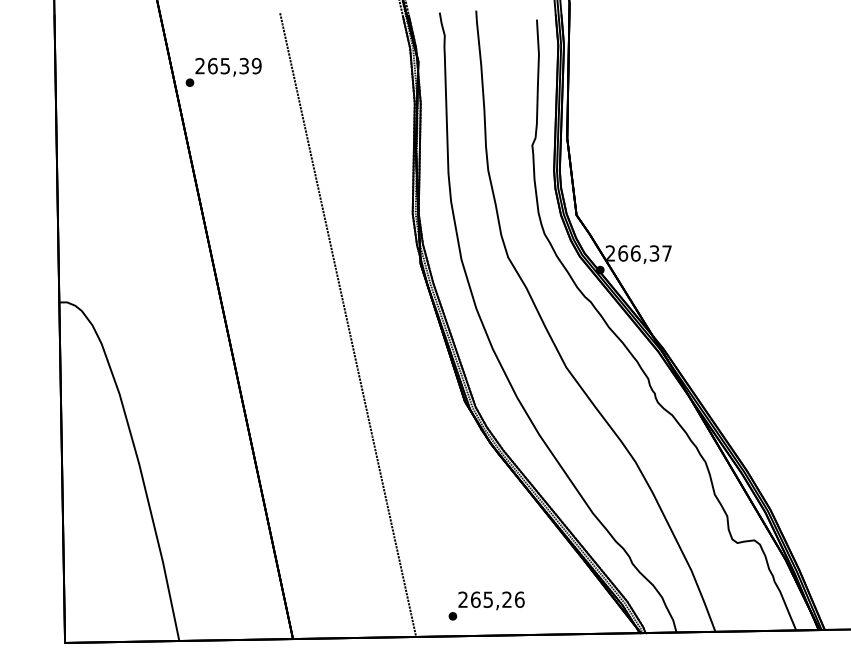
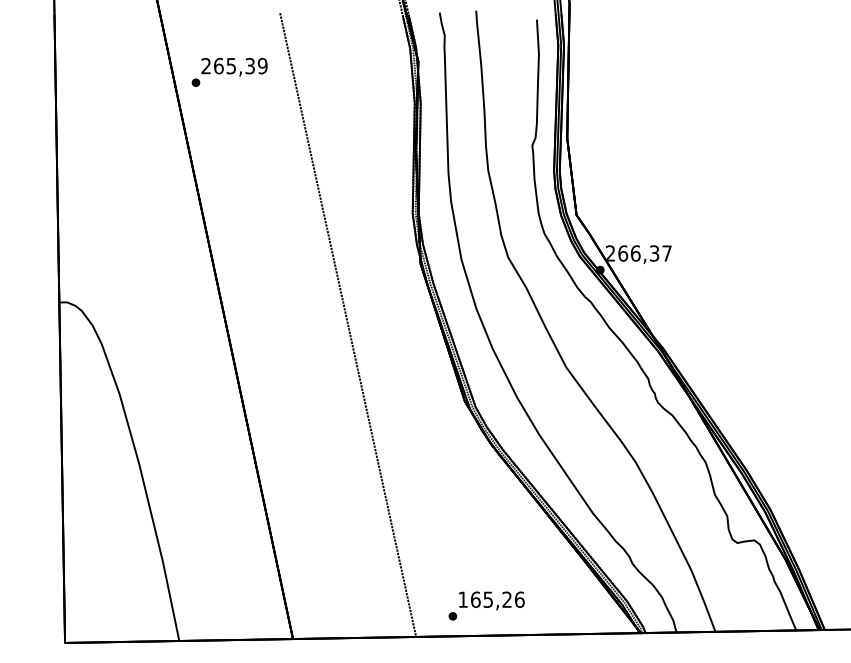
text position: (223, 72) -> (229, 72) (229, 72)
text: 265,26 -> 165,26 (462, 599)
